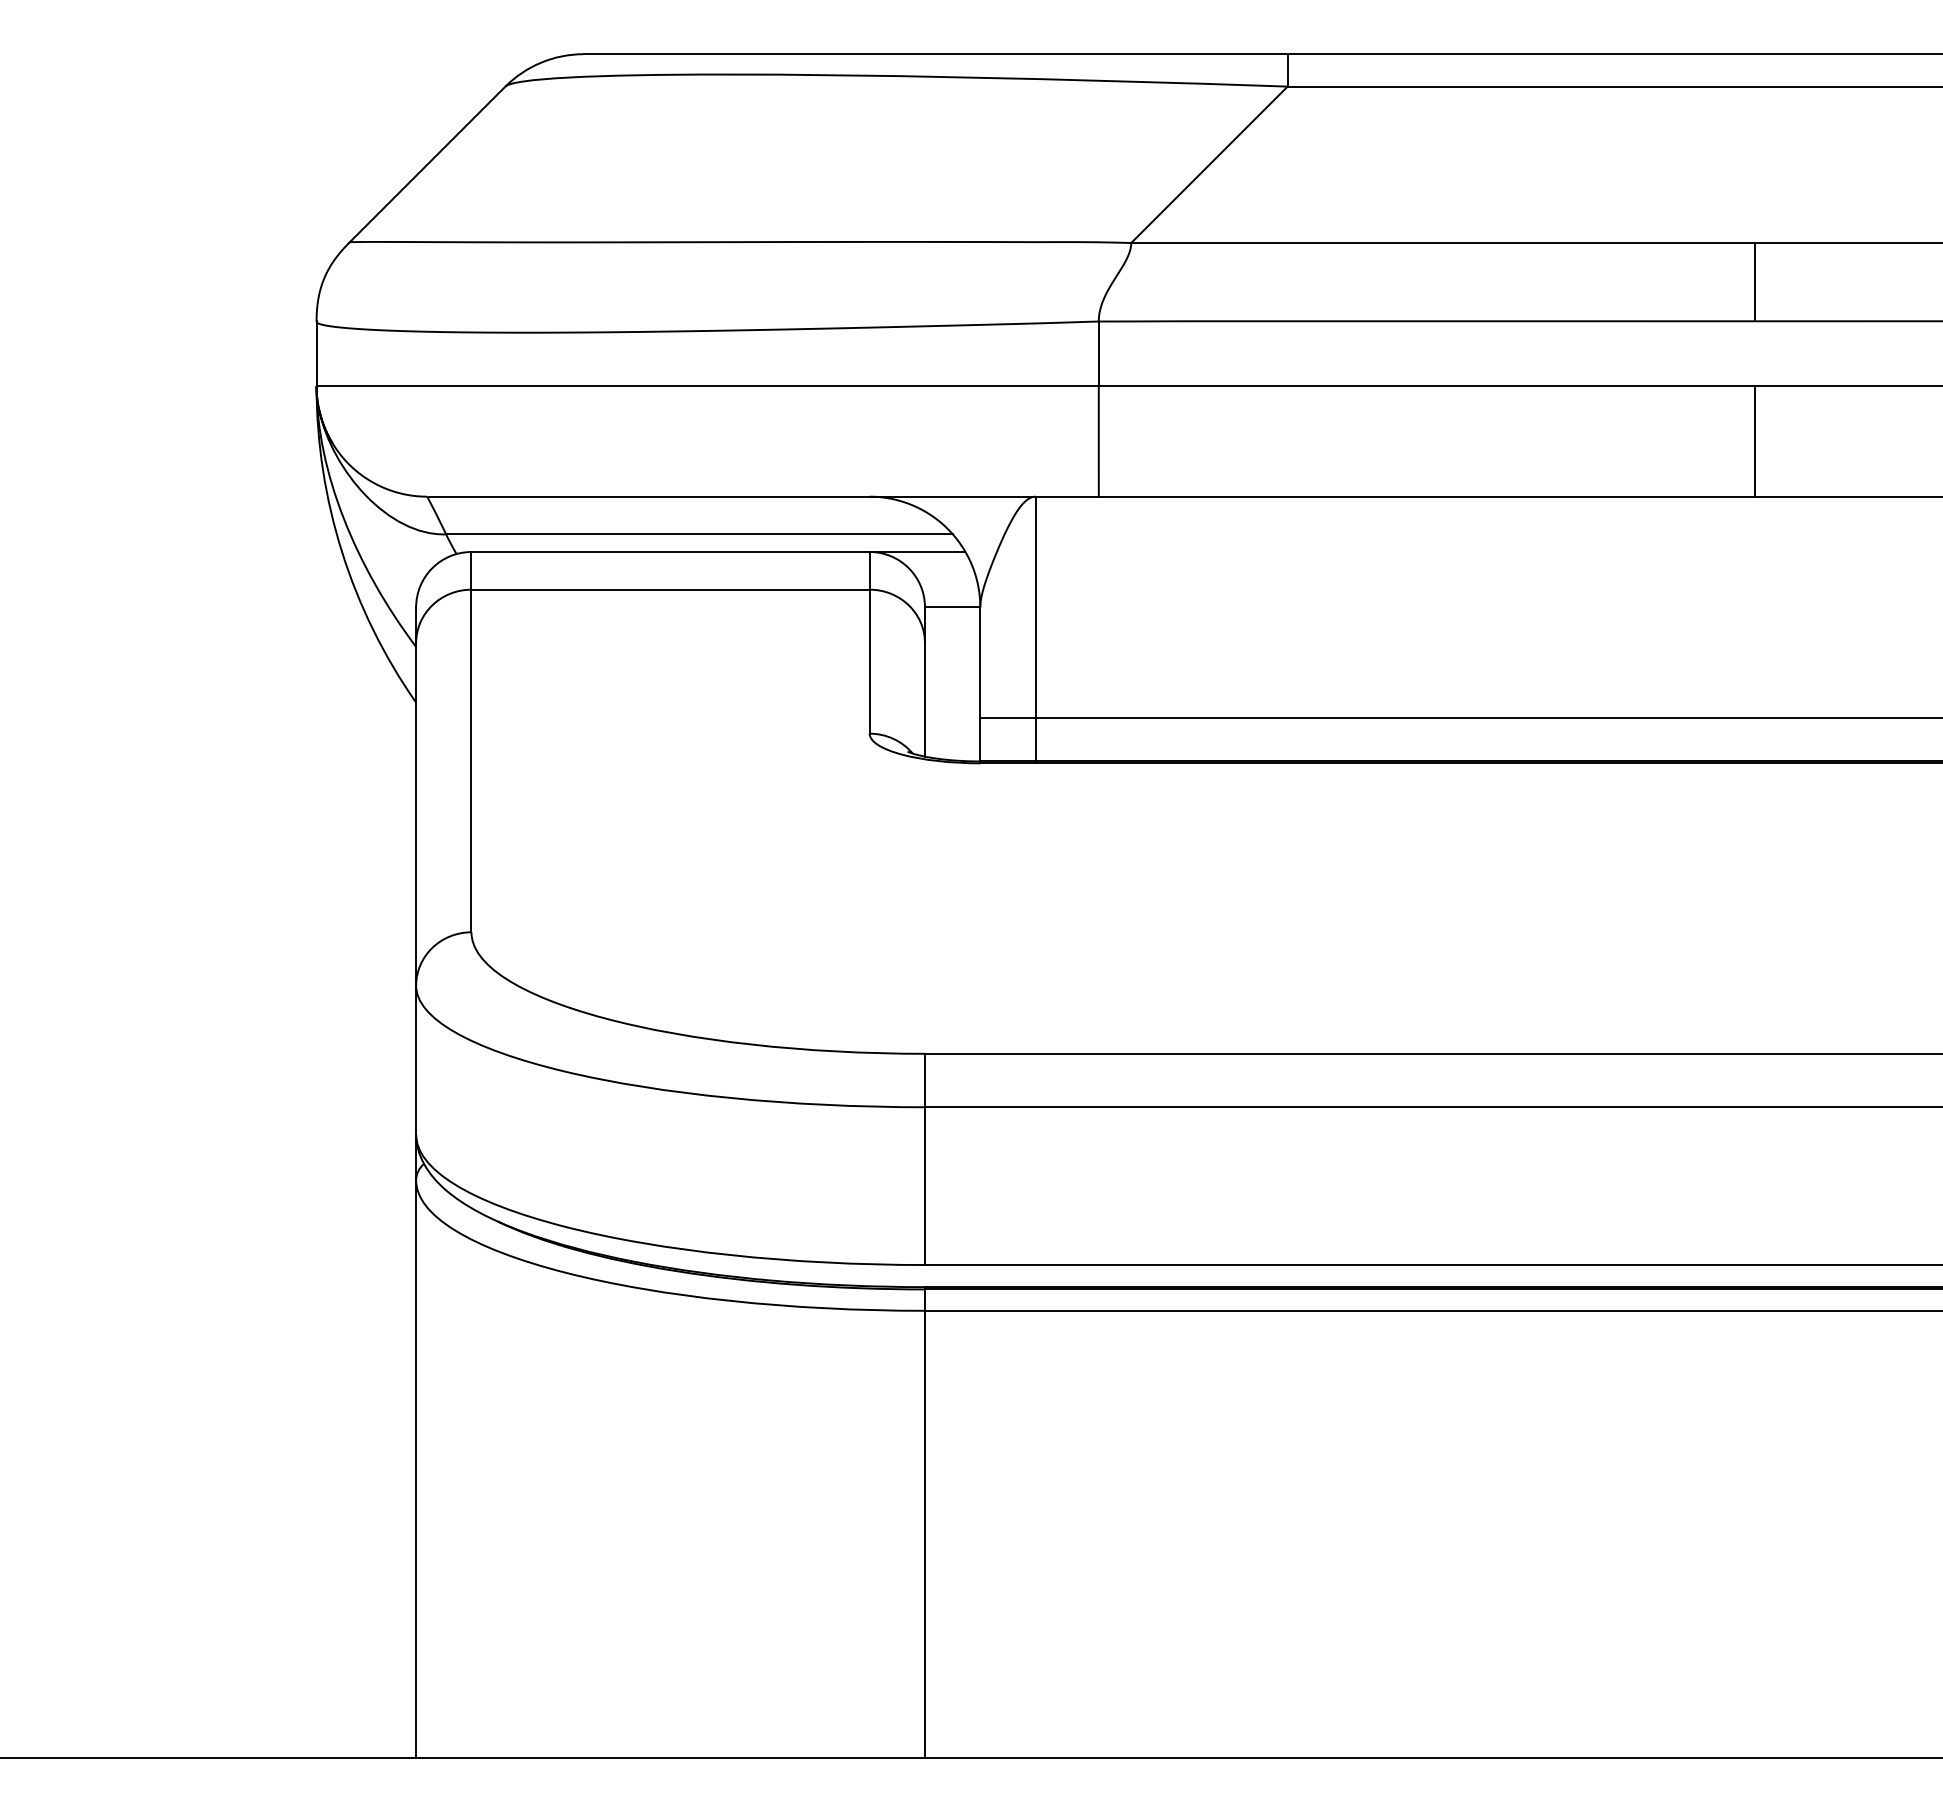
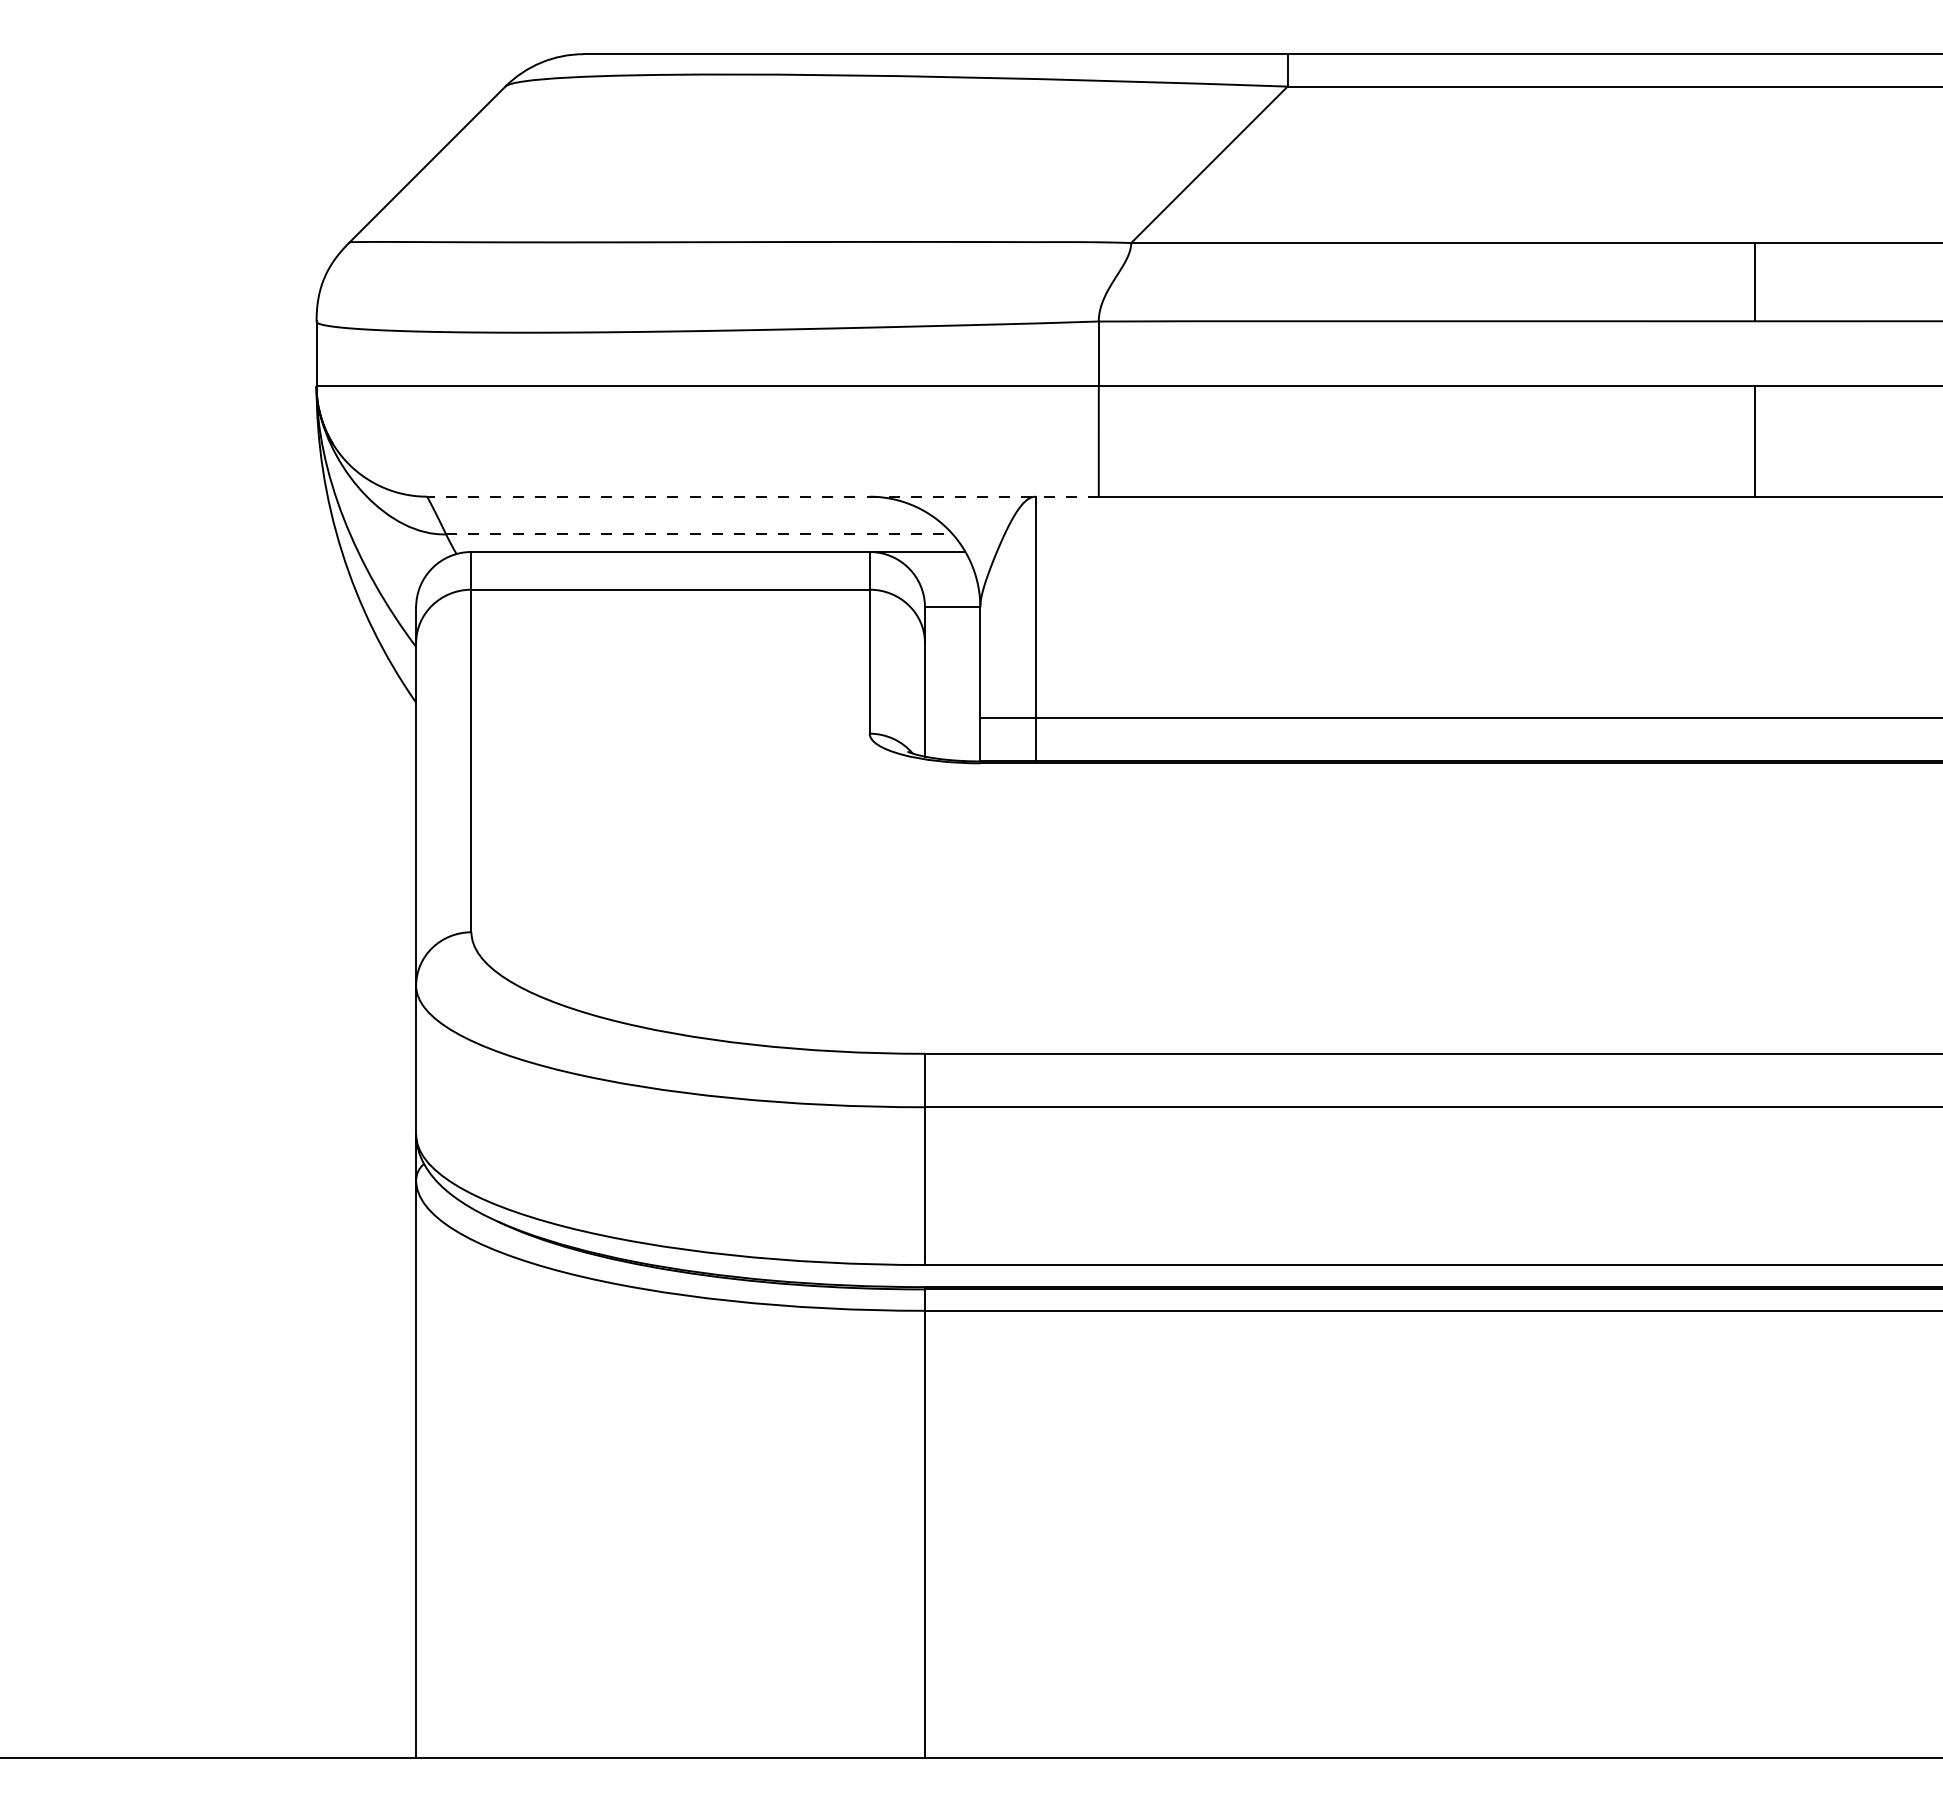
line: solid -> dashed (763, 496)
line: solid -> dashed (700, 534)
